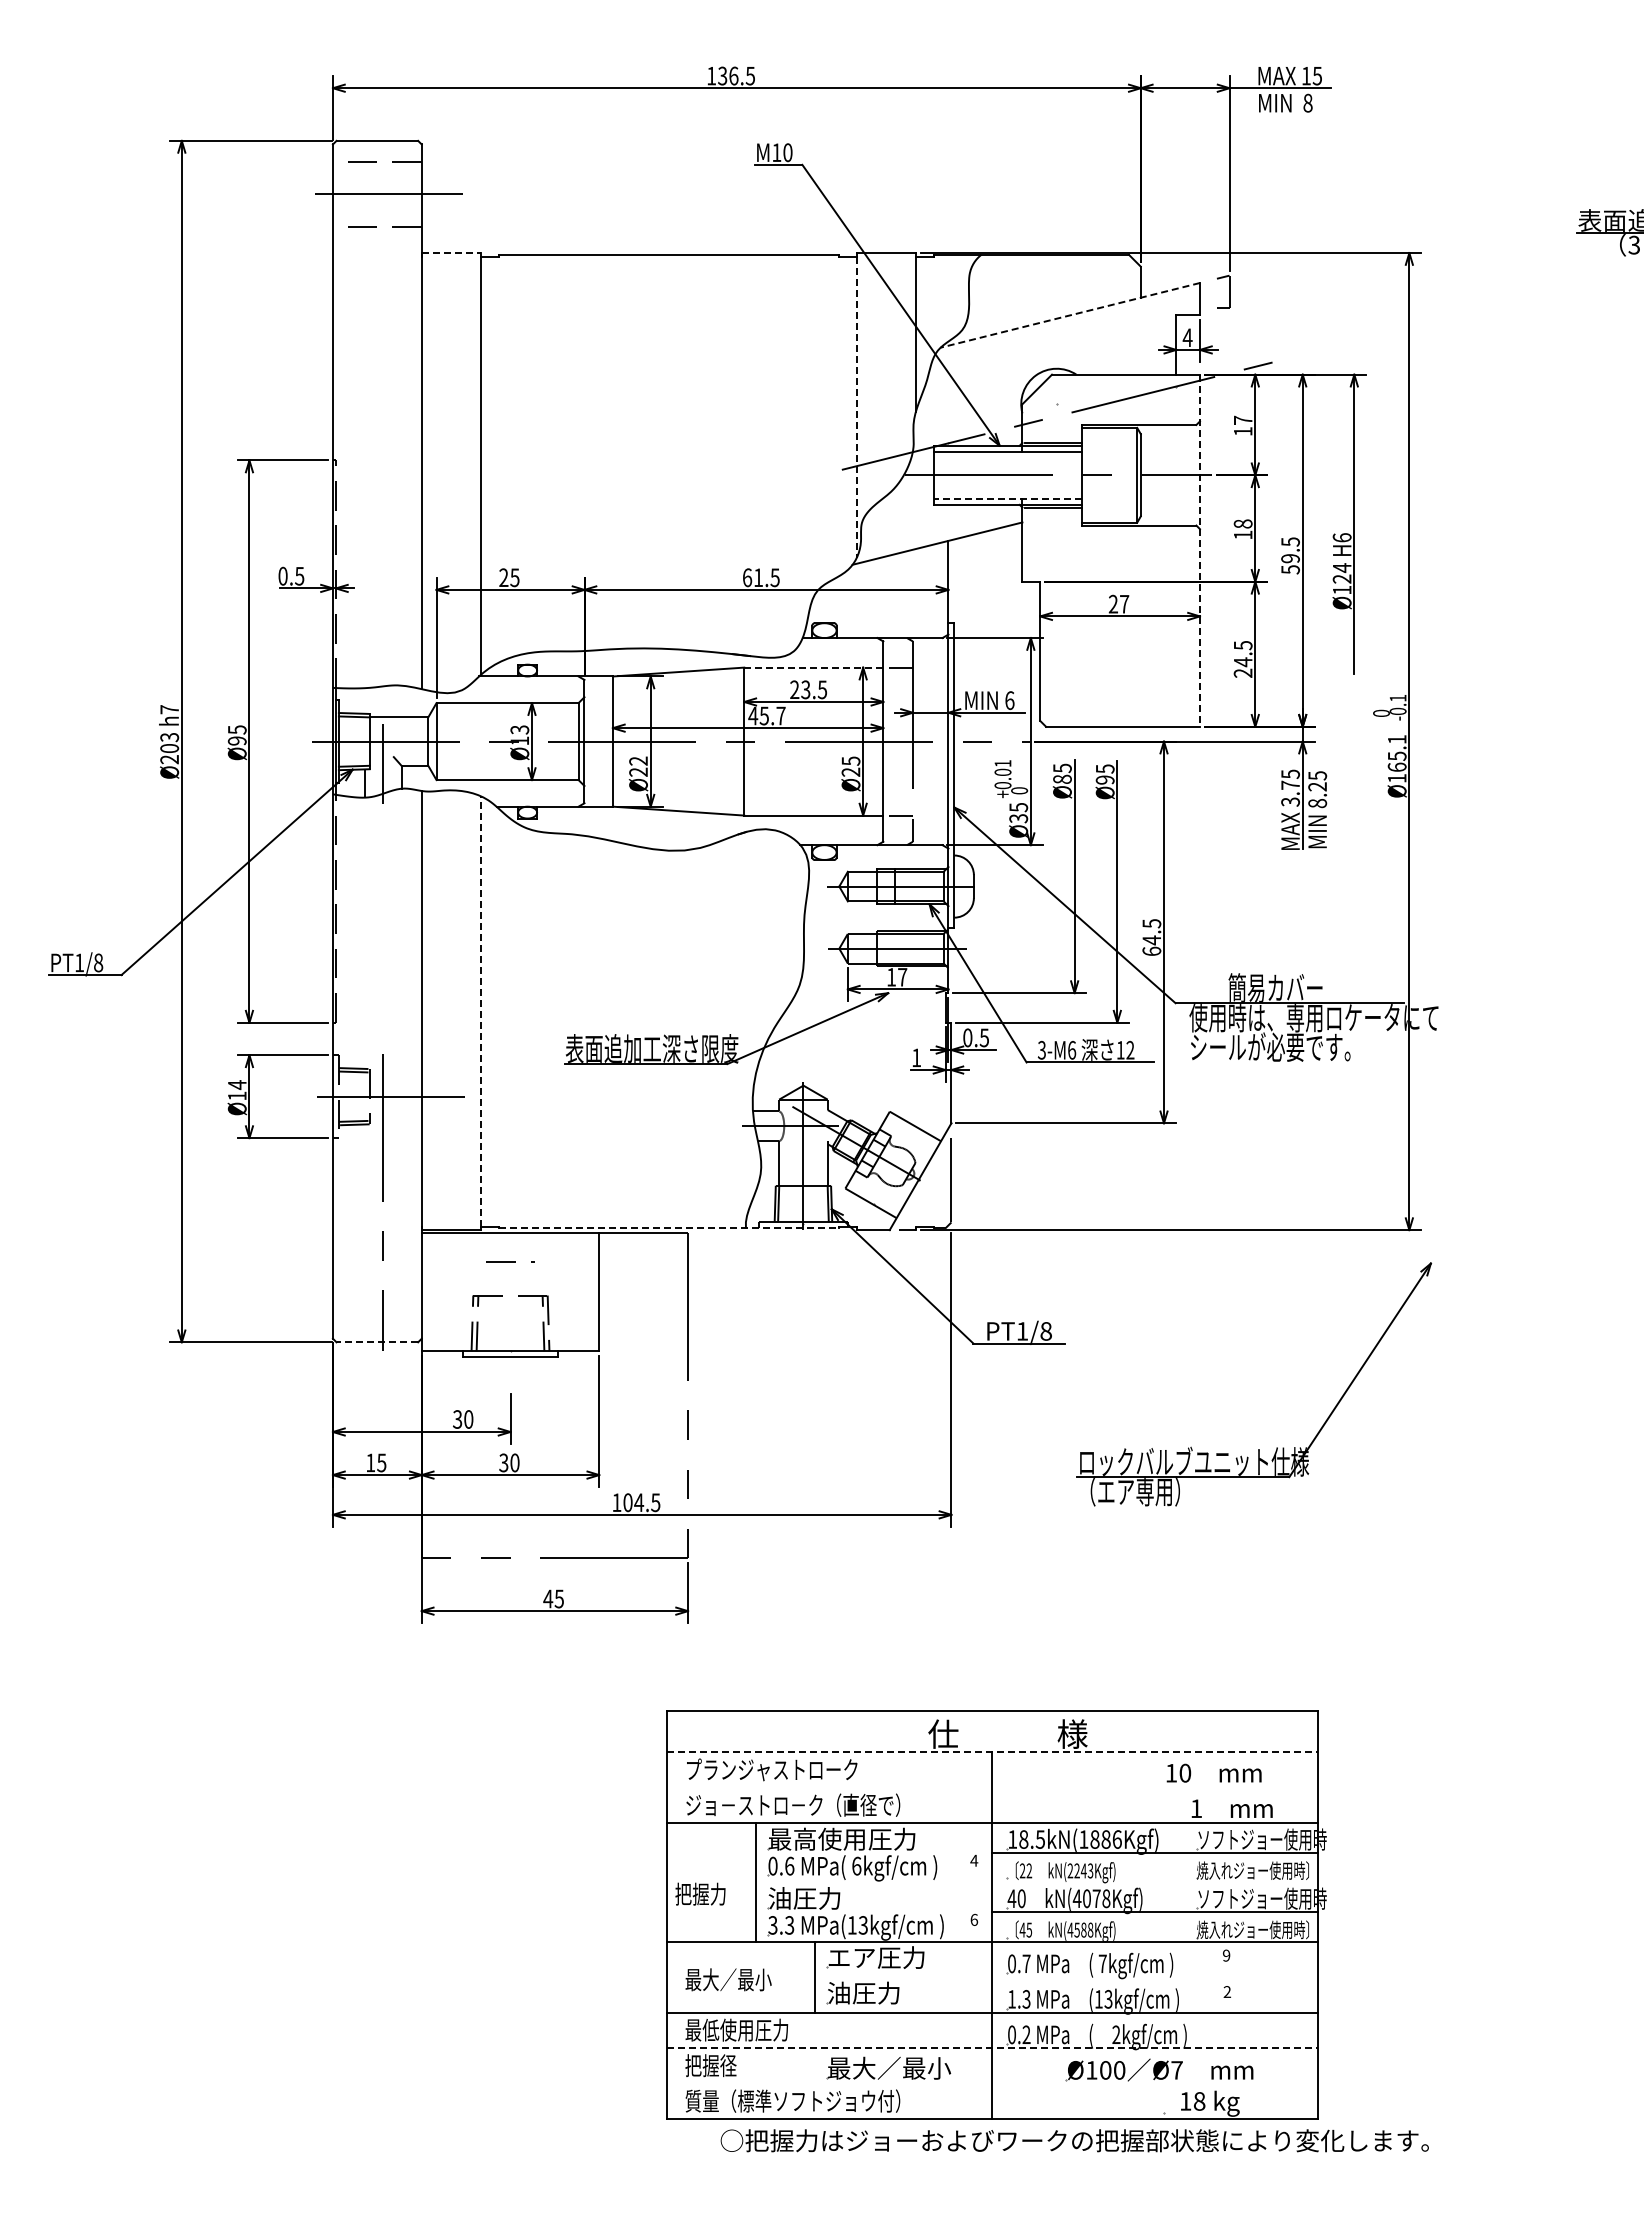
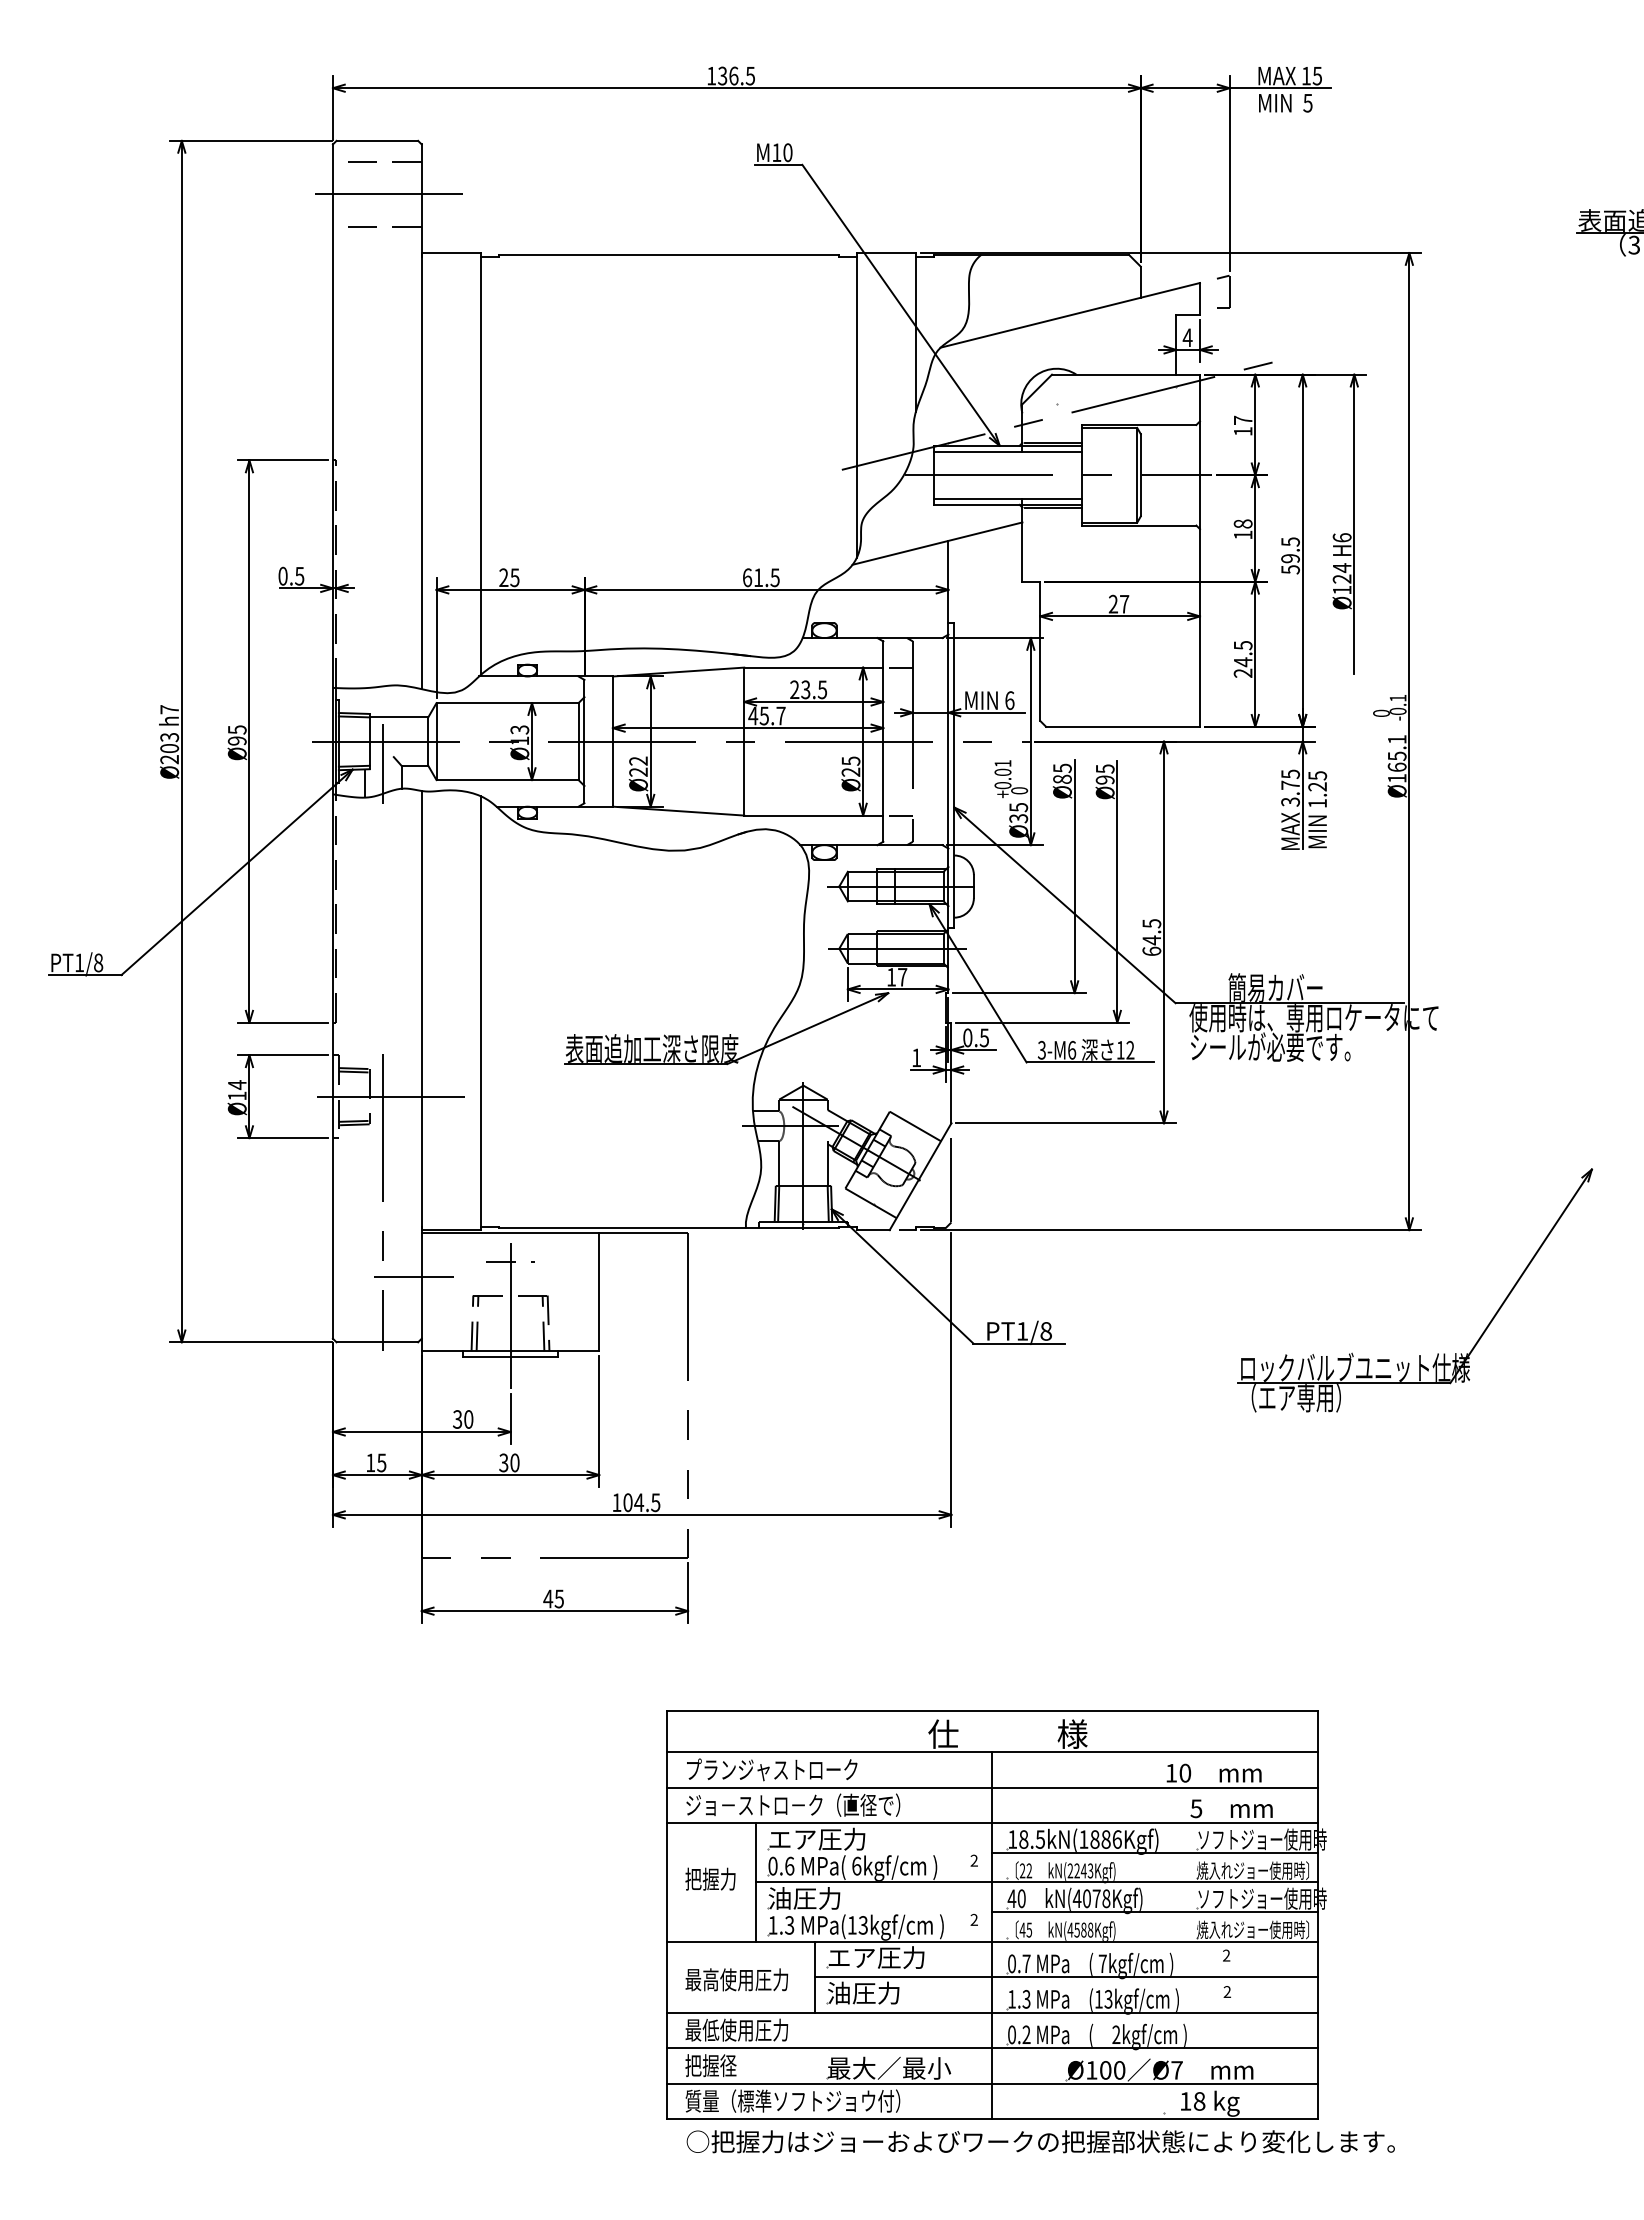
text: 8 -> 5 (1307, 102)
line: dashed -> solid (451, 253)
line: dashed -> solid (1070, 315)
line: dashed -> solid (856, 407)
line: dashed -> solid (1007, 498)
line: dashed -> solid (1199, 551)
line: dashed -> solid (813, 667)
text: 8.25 -> 1.25 (1317, 803)
line: dashed -> solid (480, 1010)
line: dashed -> solid (669, 1228)
line: none -> present (413, 1277)
line: none -> present (510, 1315)
line: dashed -> solid (377, 1342)
part position: (1258, 1449) -> (1419, 1355) (1419, 1355)
line: dashed -> solid (992, 1752)
line: none -> present (991, 1787)
text: 1 -> 5 (1196, 1808)
text: 最高使用圧力 -> エア圧力 (841, 1838)
text: 4 -> 2 (974, 1860)
line: none -> present (1036, 1882)
text position: (700, 1893) -> (710, 1878) (710, 1878)
text: 6 -> 2 (974, 1919)
text: 3.3 -> 1.3 (772, 1925)
text: 9 -> 2 (1226, 1955)
line: none -> present (1065, 1977)
text: 最大／最小 -> 最高使用圧力 (745, 1979)
line: dashed -> solid (992, 2048)
line: none -> present (991, 2083)
text position: (1074, 2140) -> (1040, 2141) (1040, 2141)
